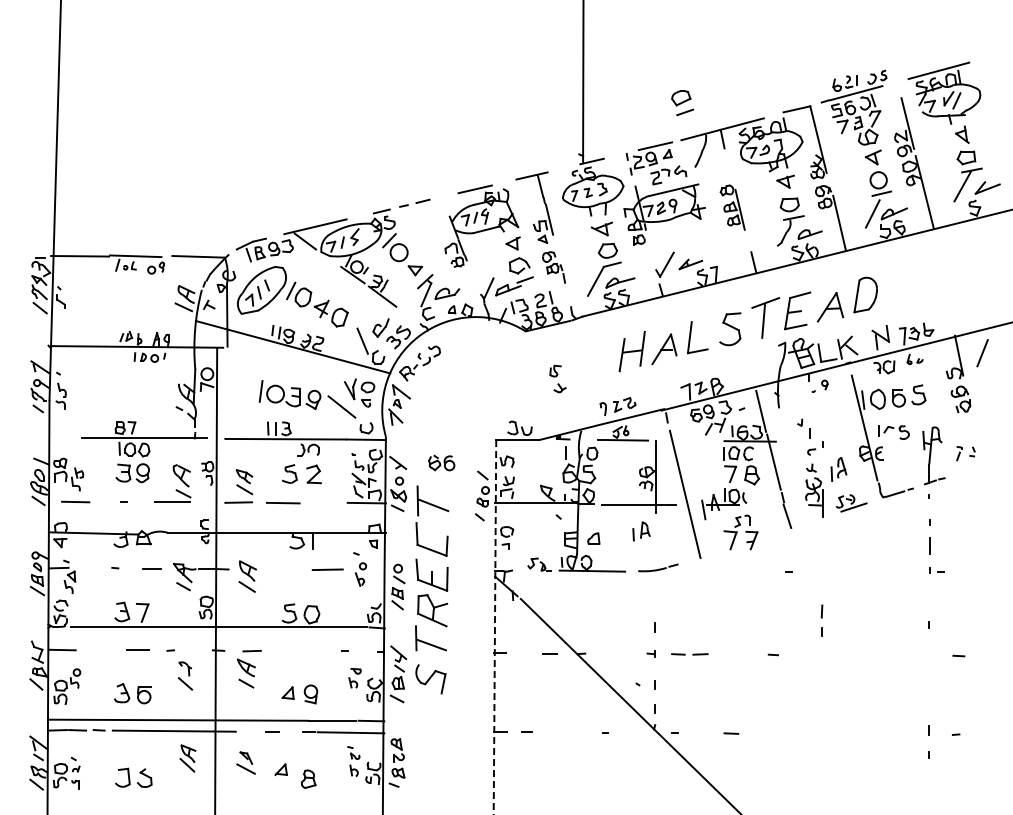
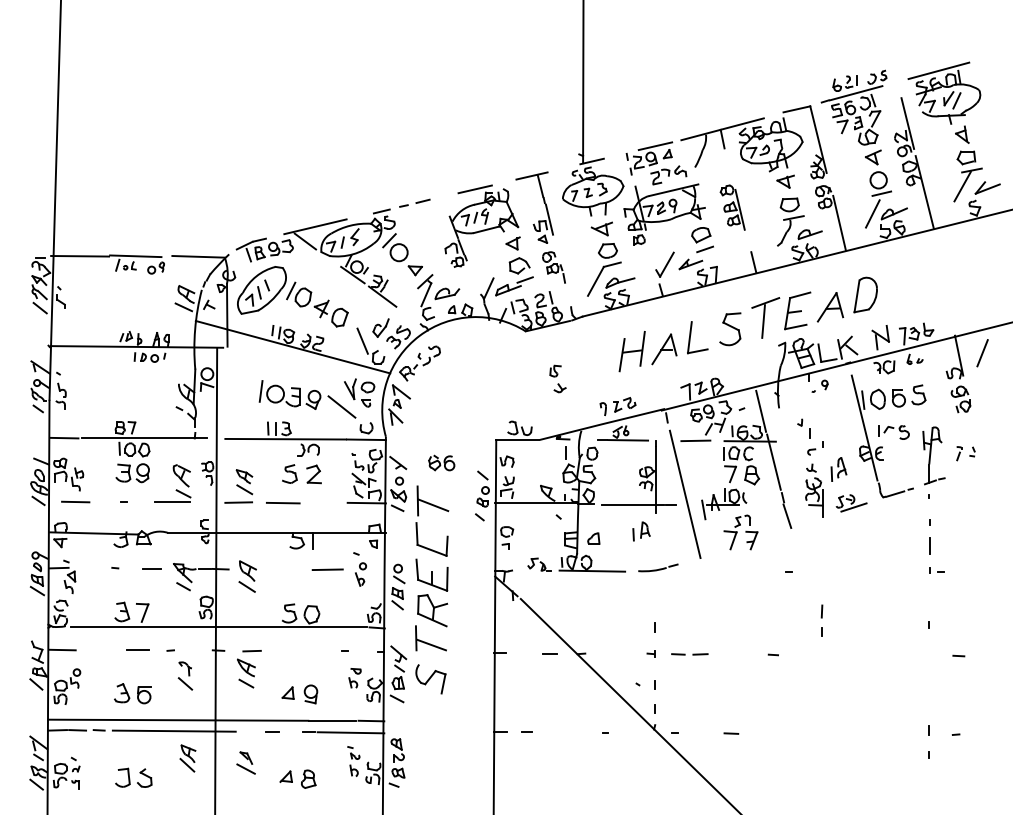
part position: (682, 103) -> (702, 240) (702, 240)
line: none -> present (64, 437)
line: none -> present (695, 440)
line: dashed -> solid (494, 627)
part position: (280, 769) -> (285, 776) (285, 776)
